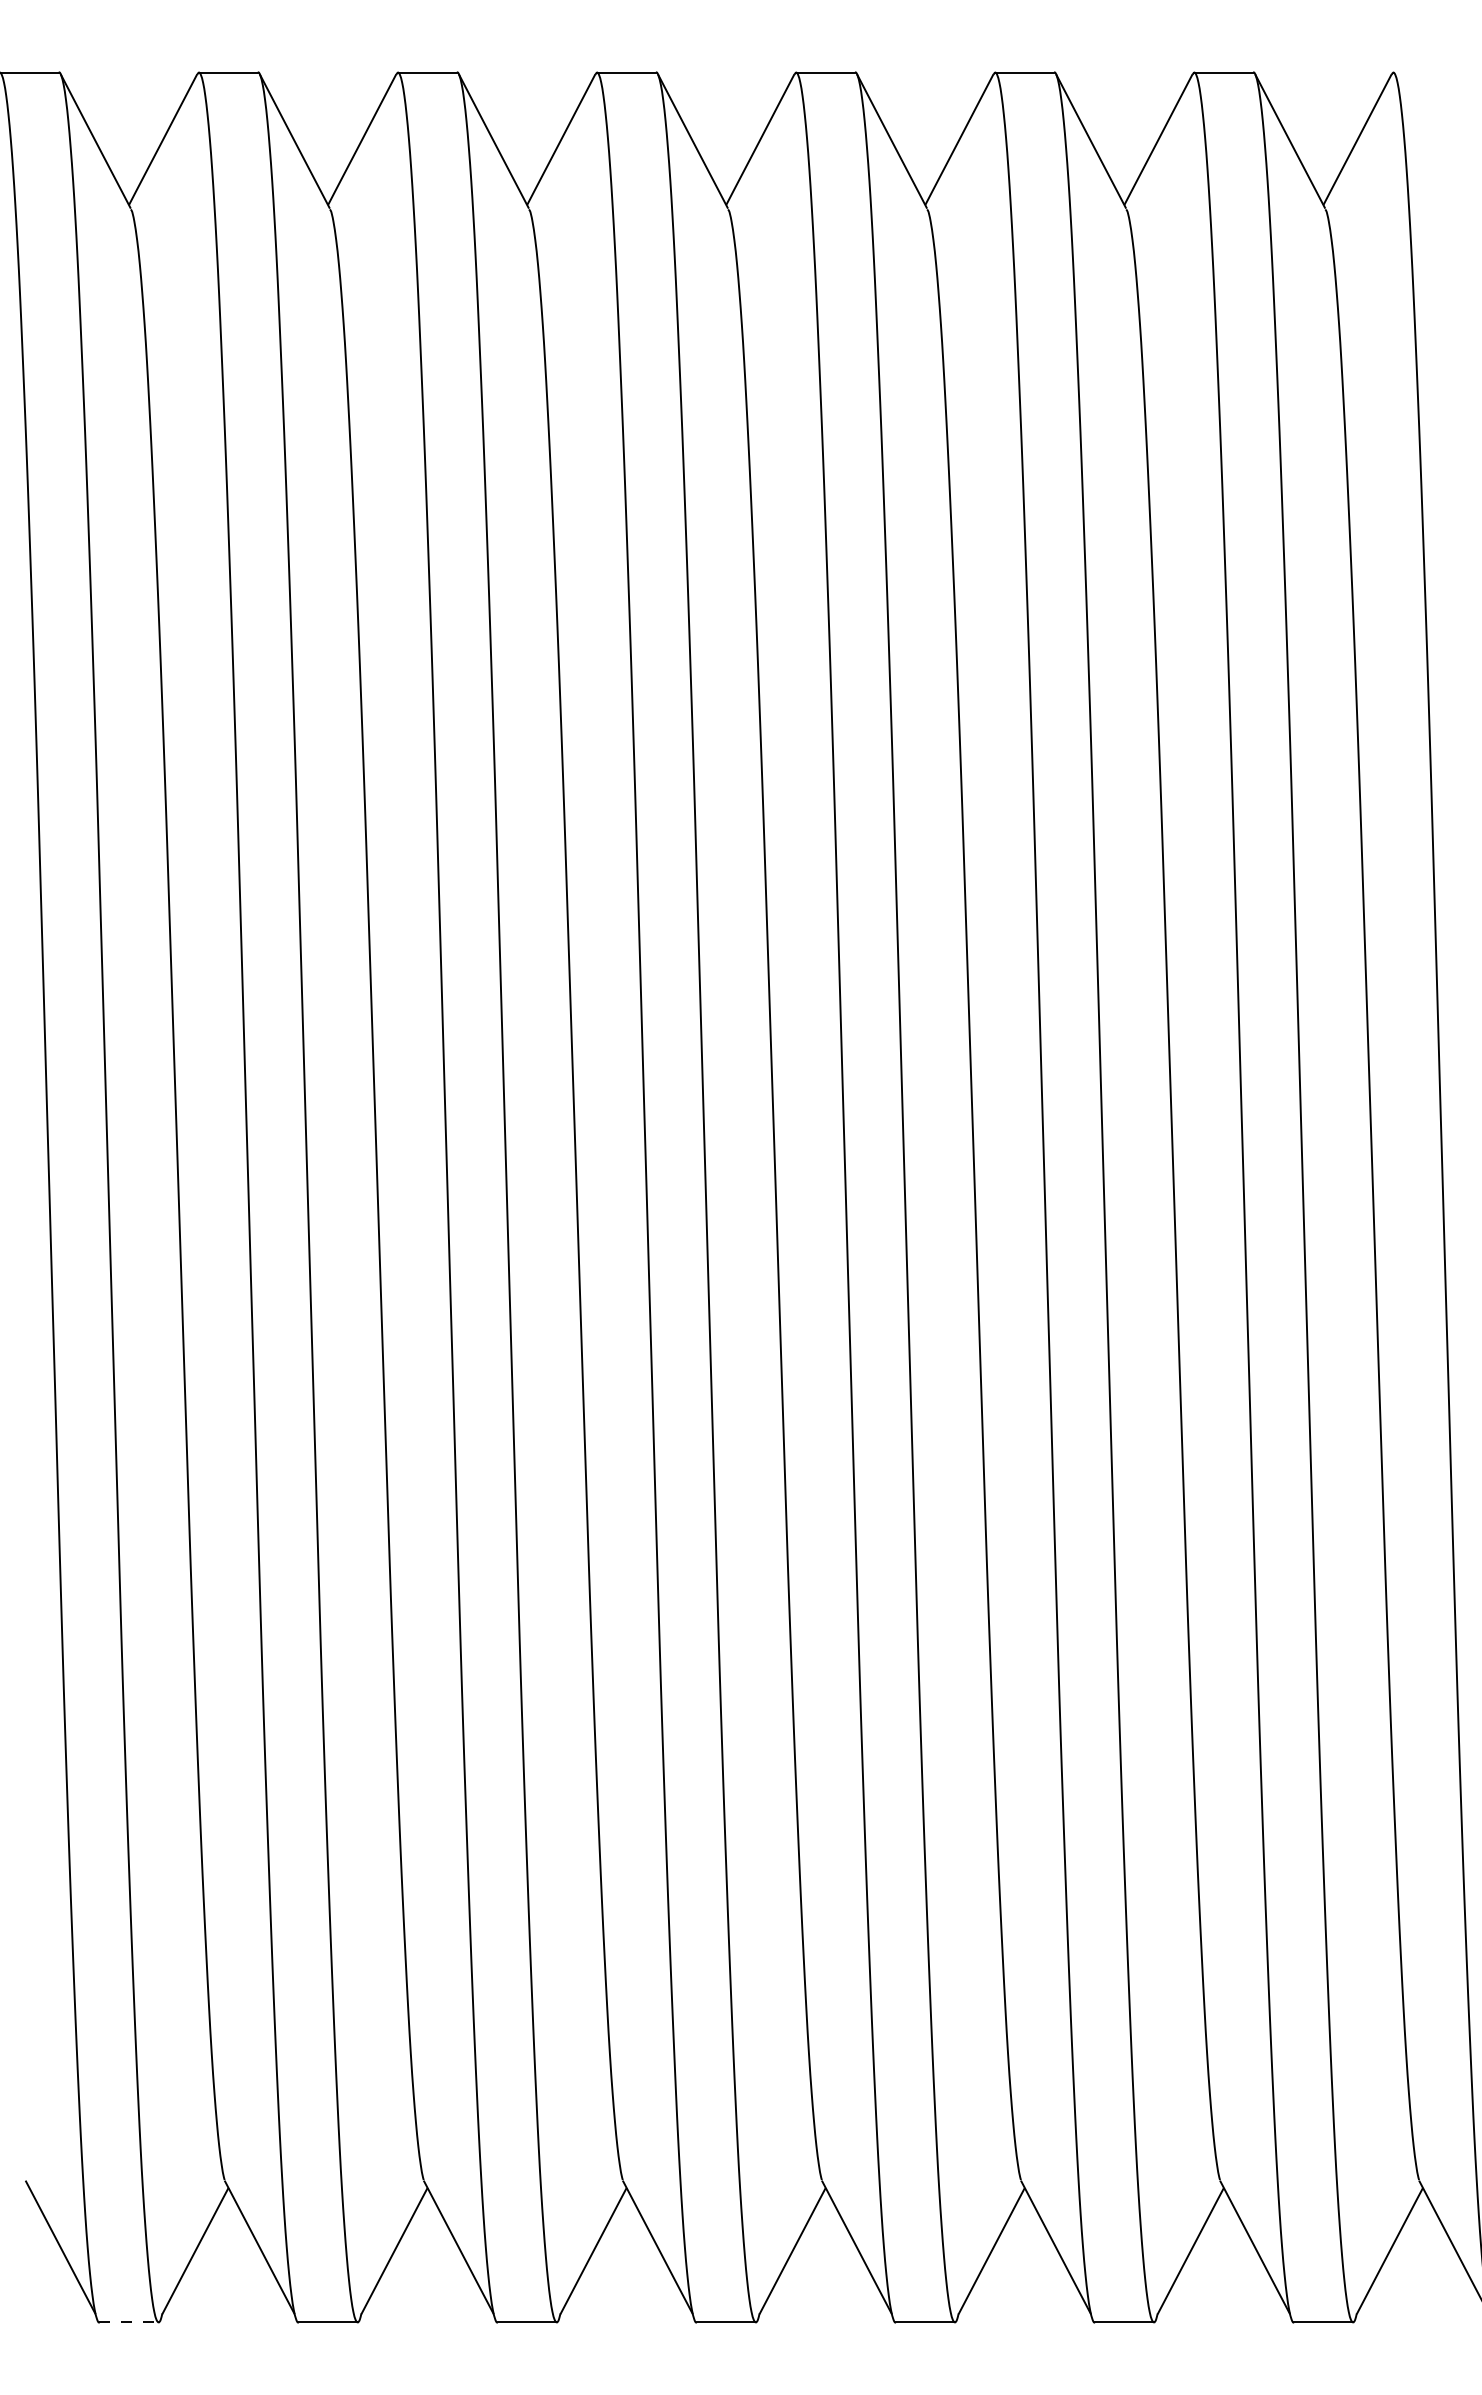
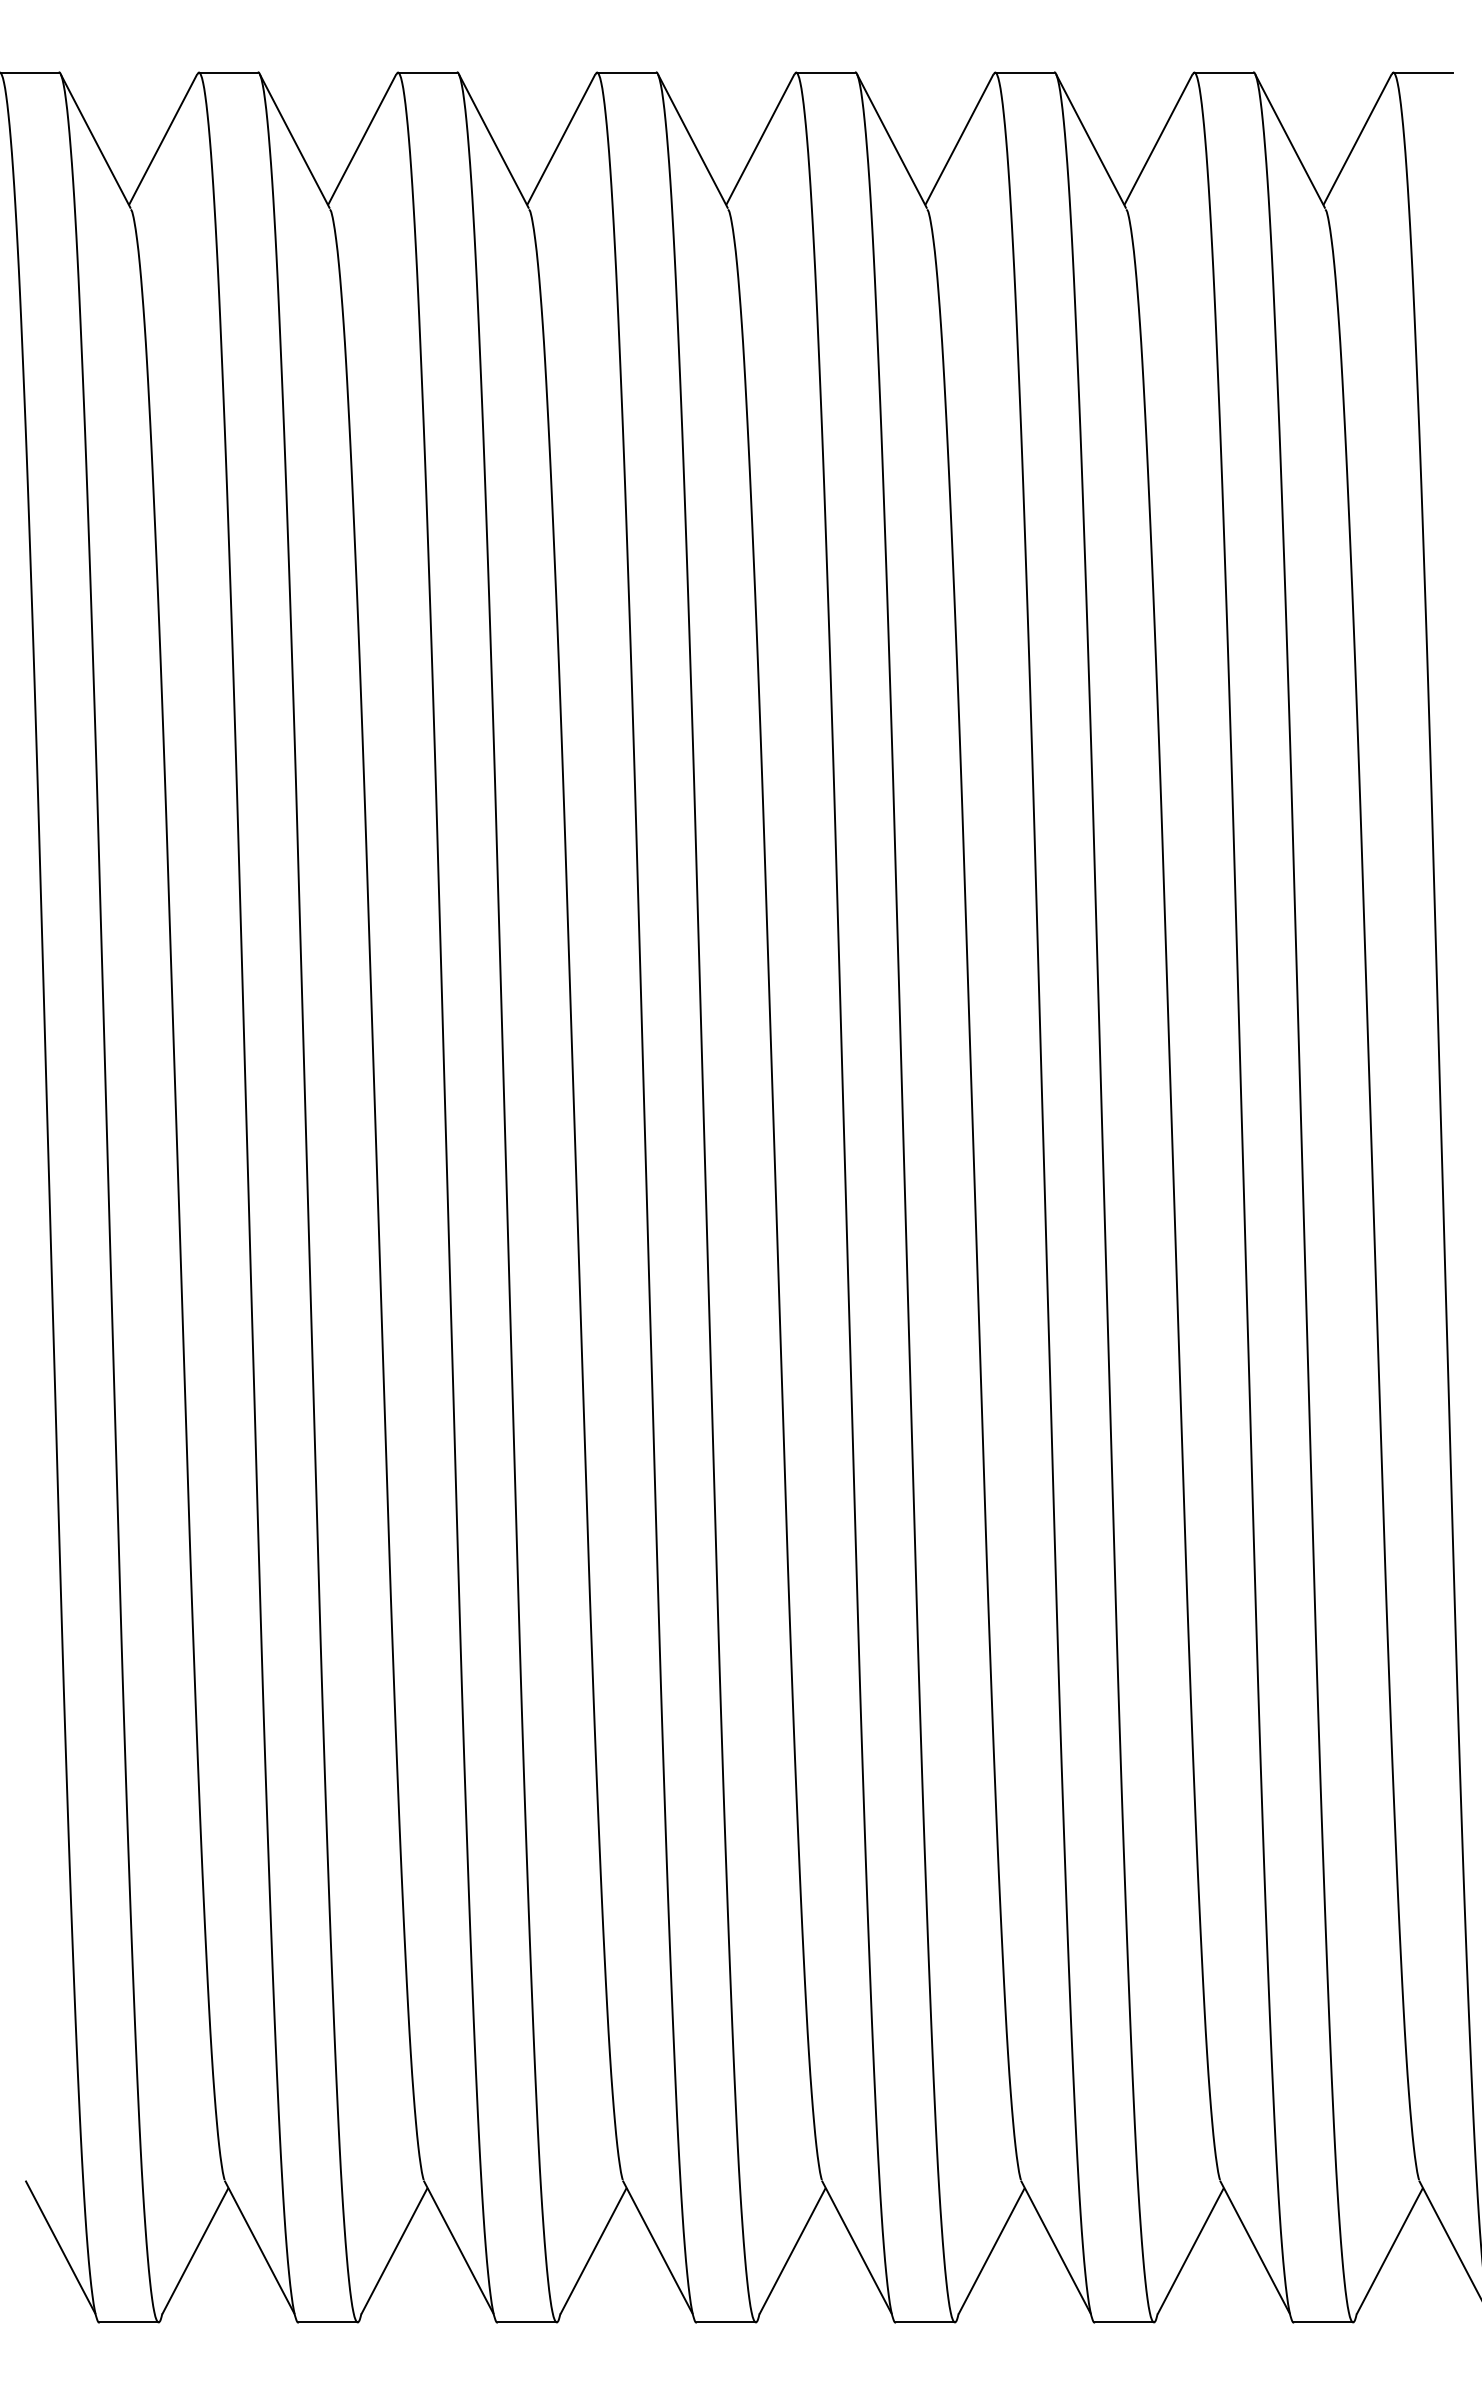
line: none -> present (1422, 72)
line: dashed -> solid (128, 2322)
